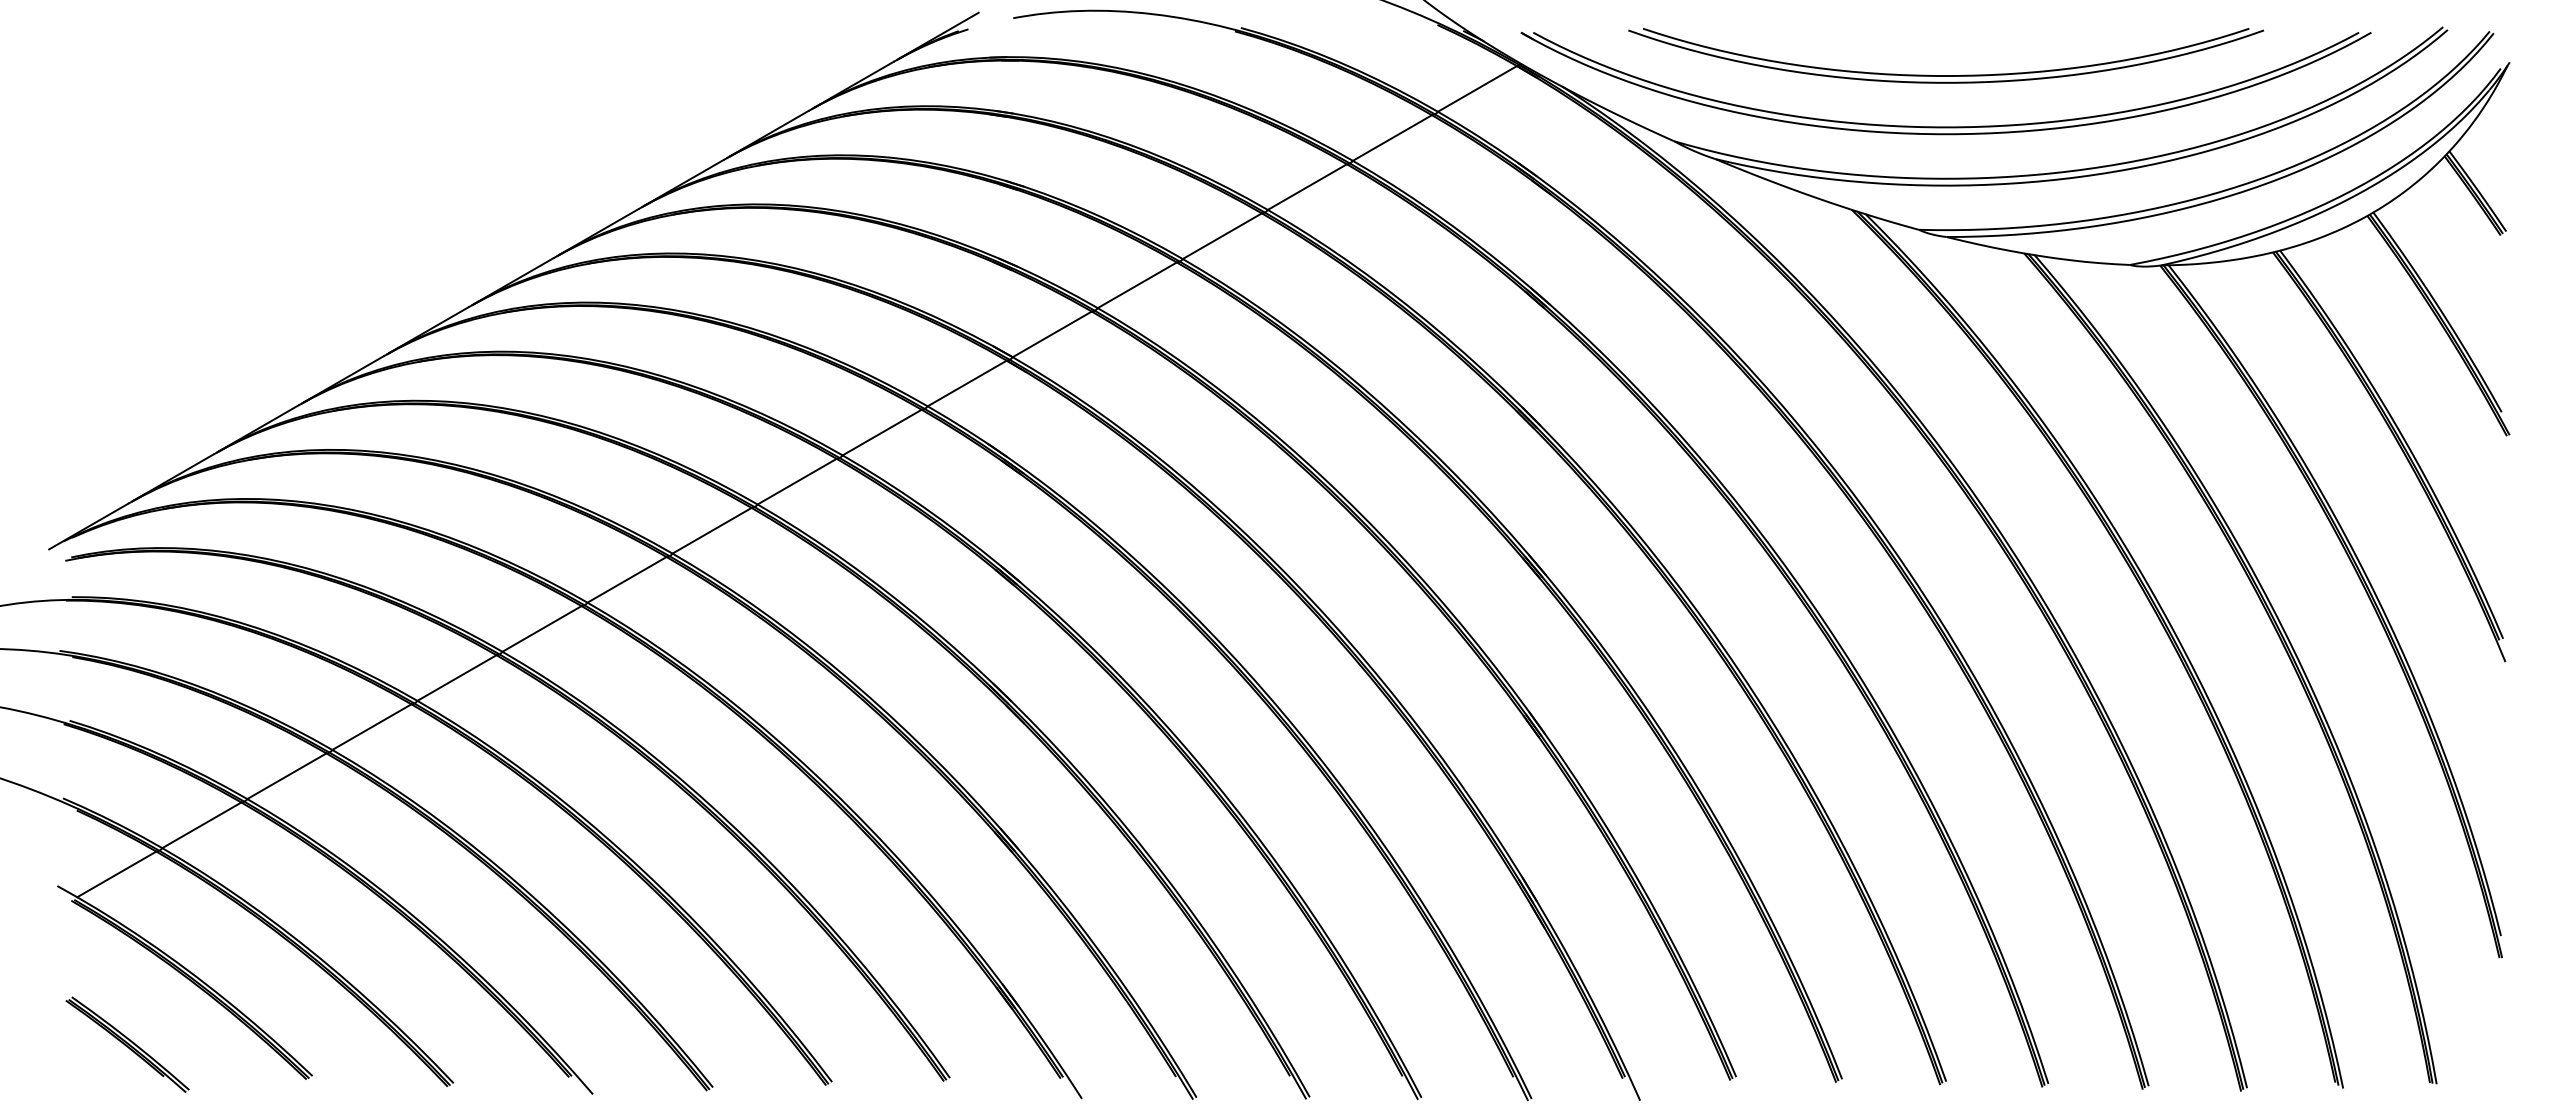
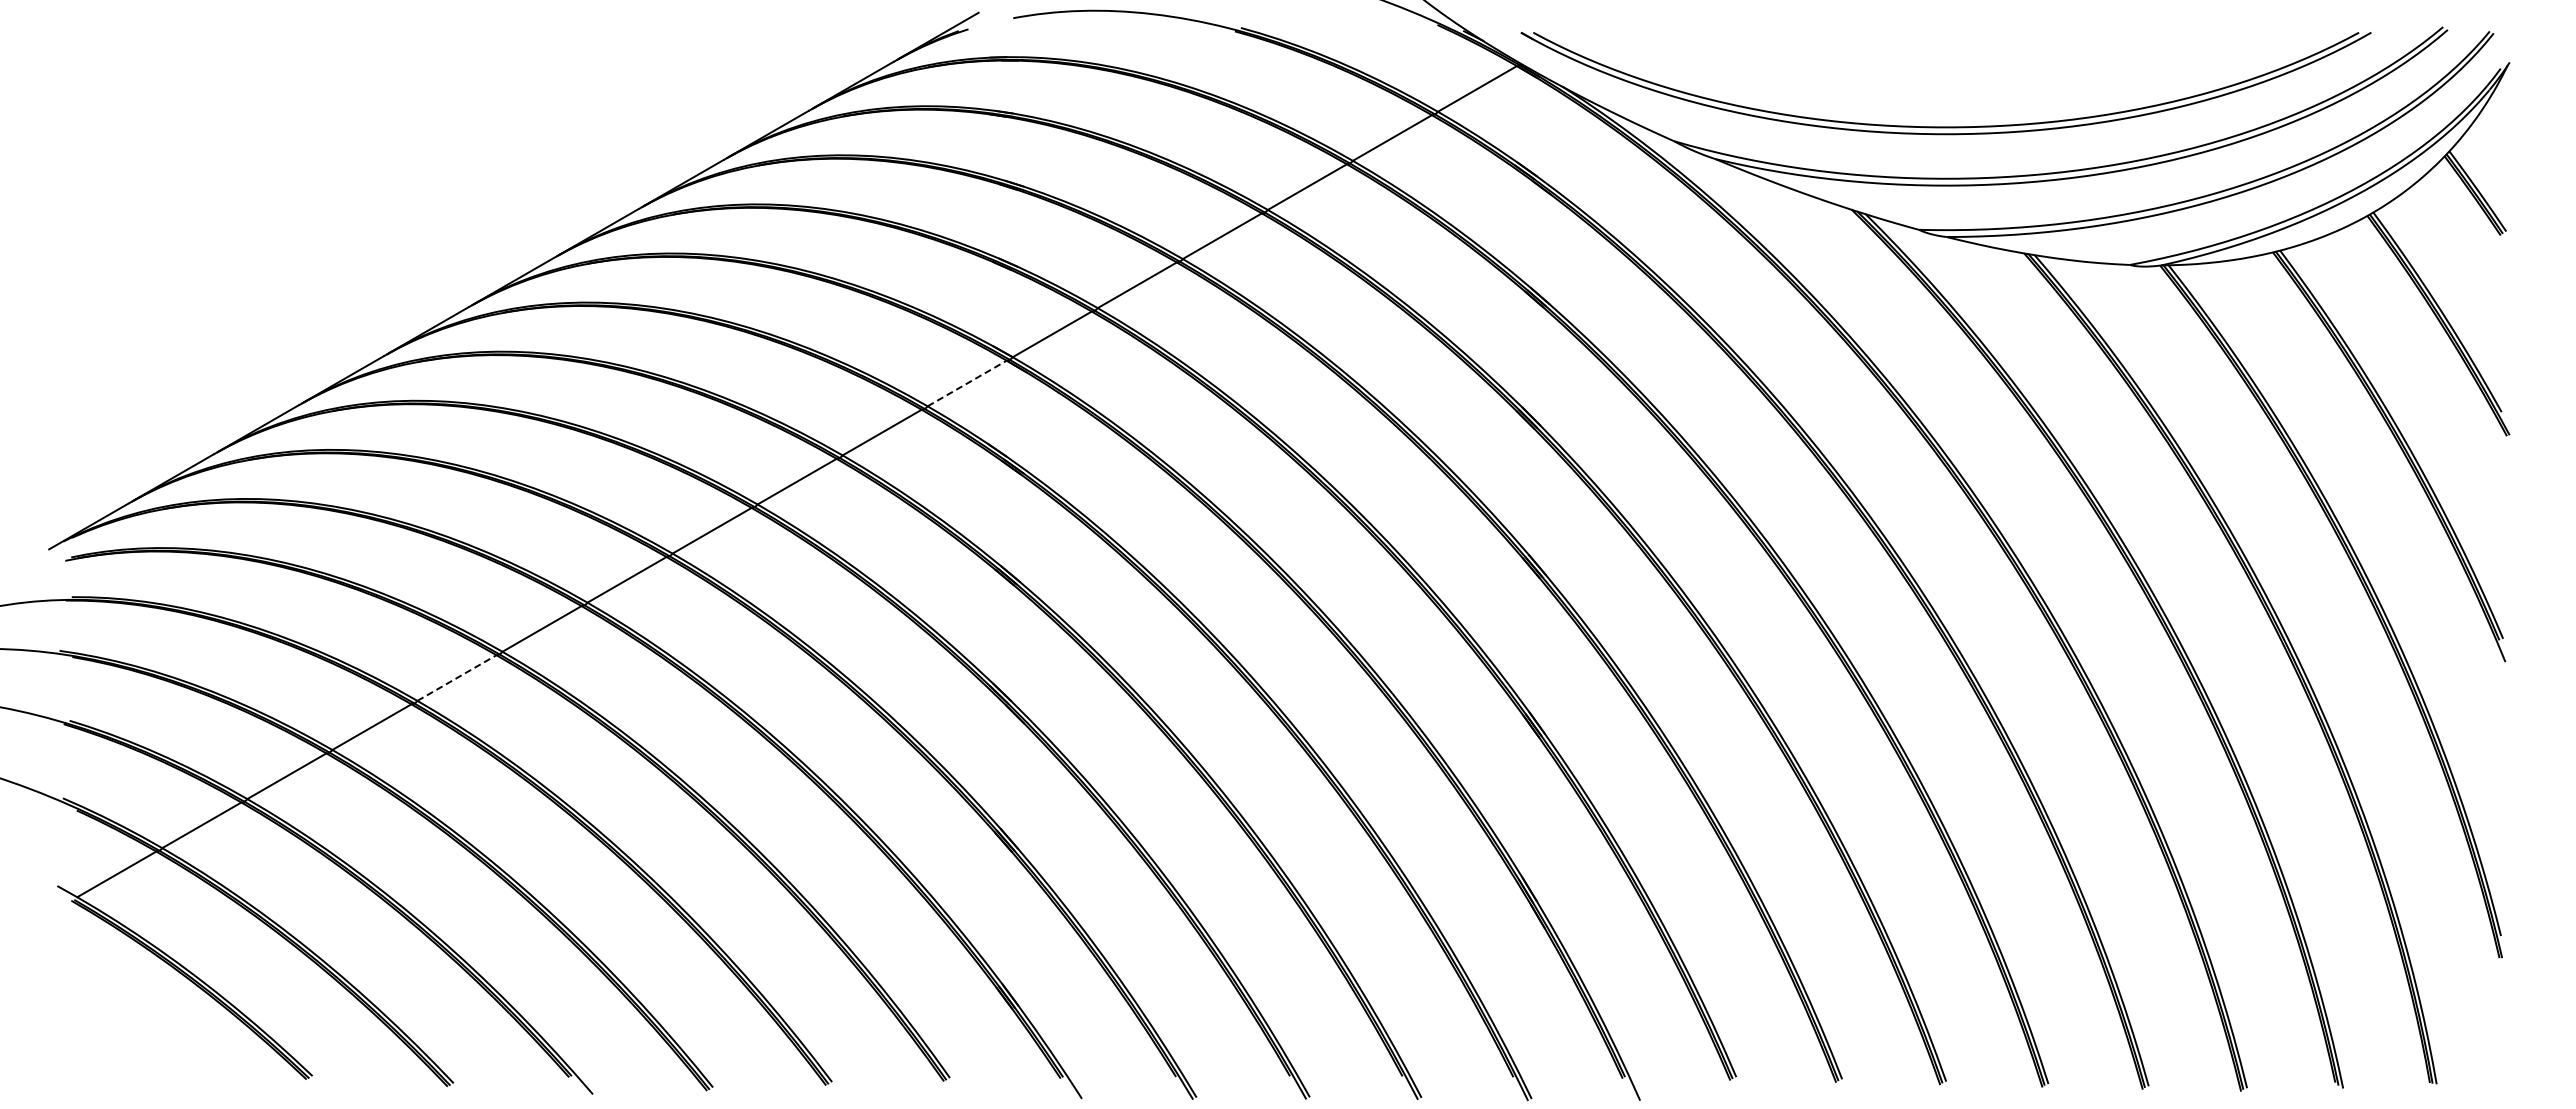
part: present -> none (1946, 75)
line: solid -> dashed (967, 383)
line: solid -> dashed (456, 678)
part: present -> none (127, 1044)
